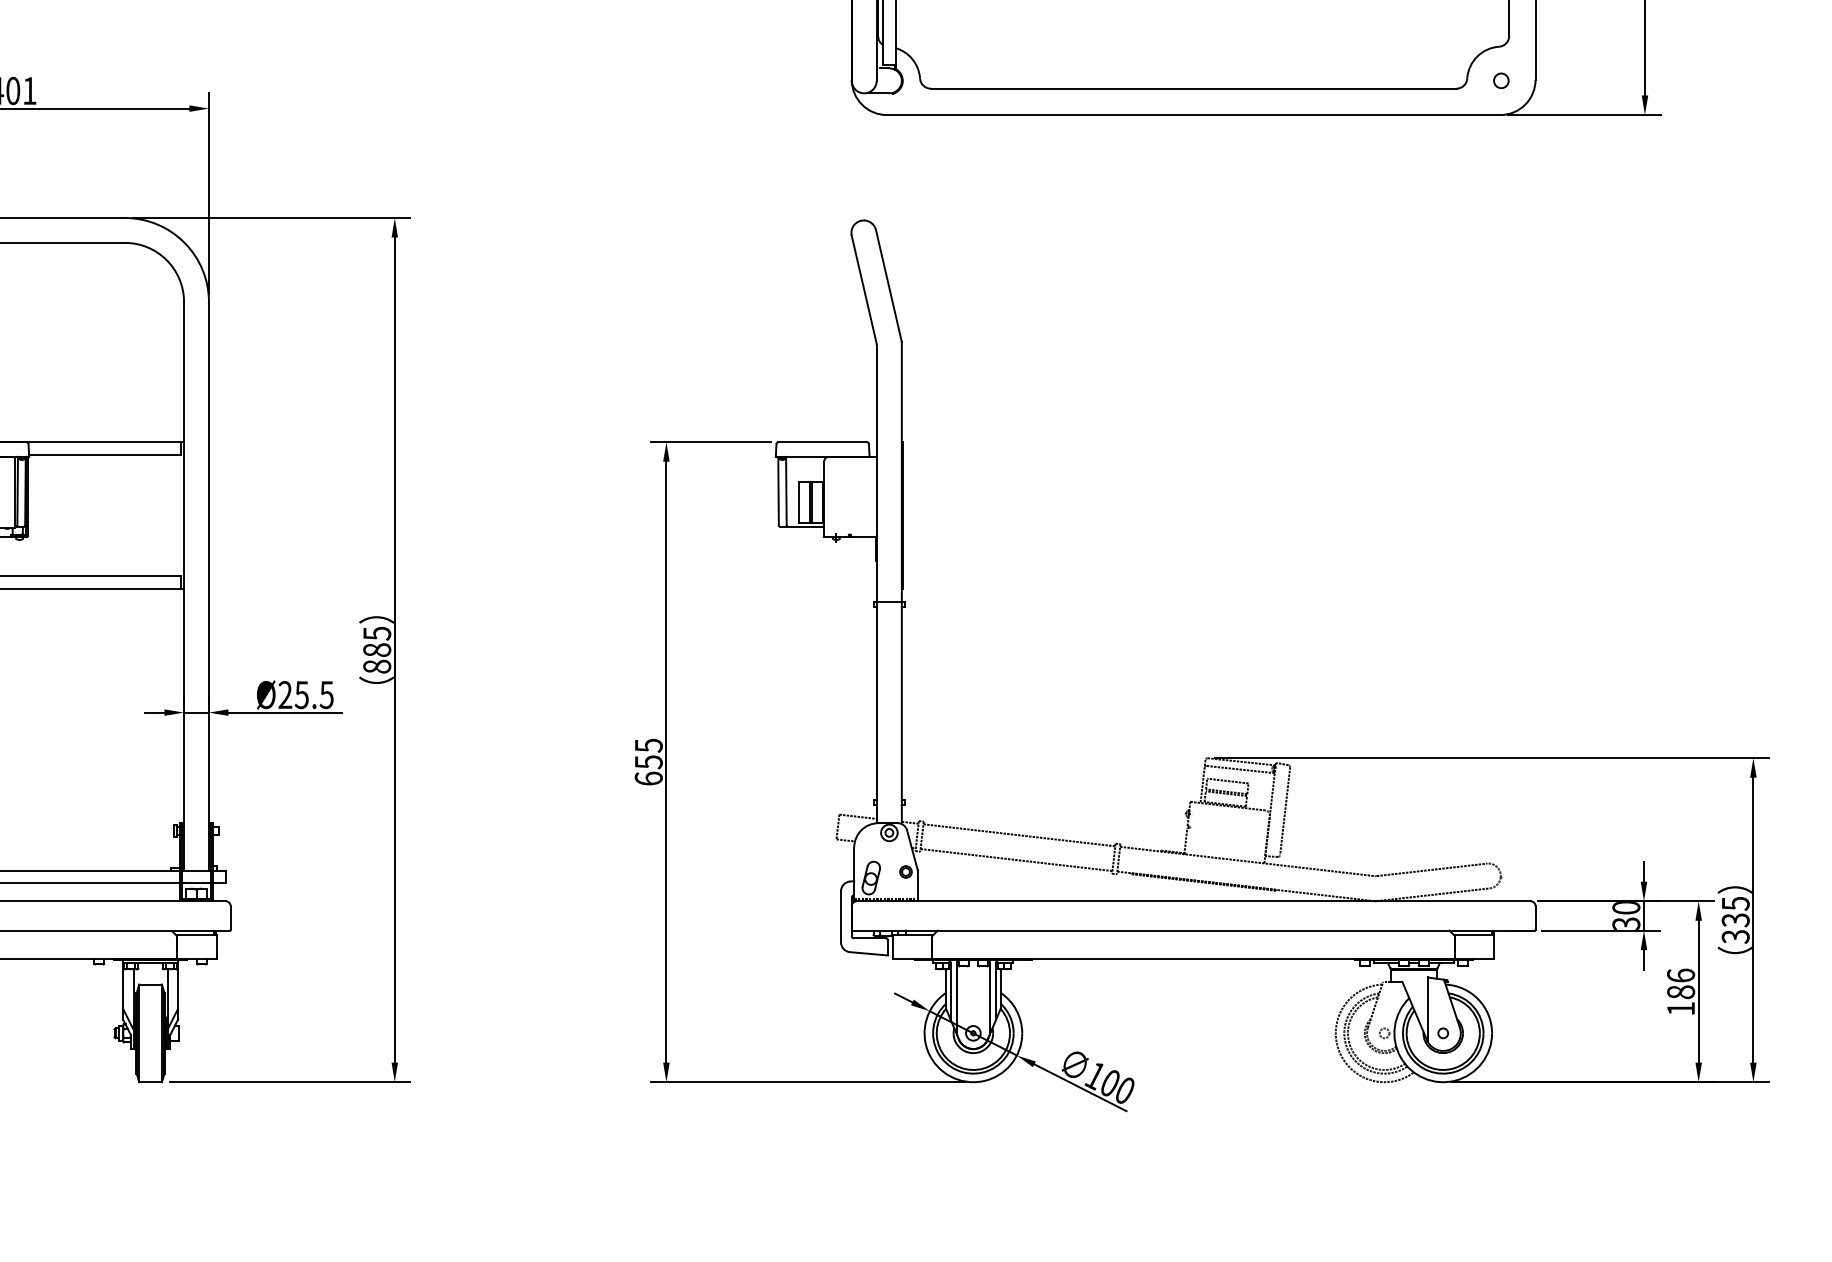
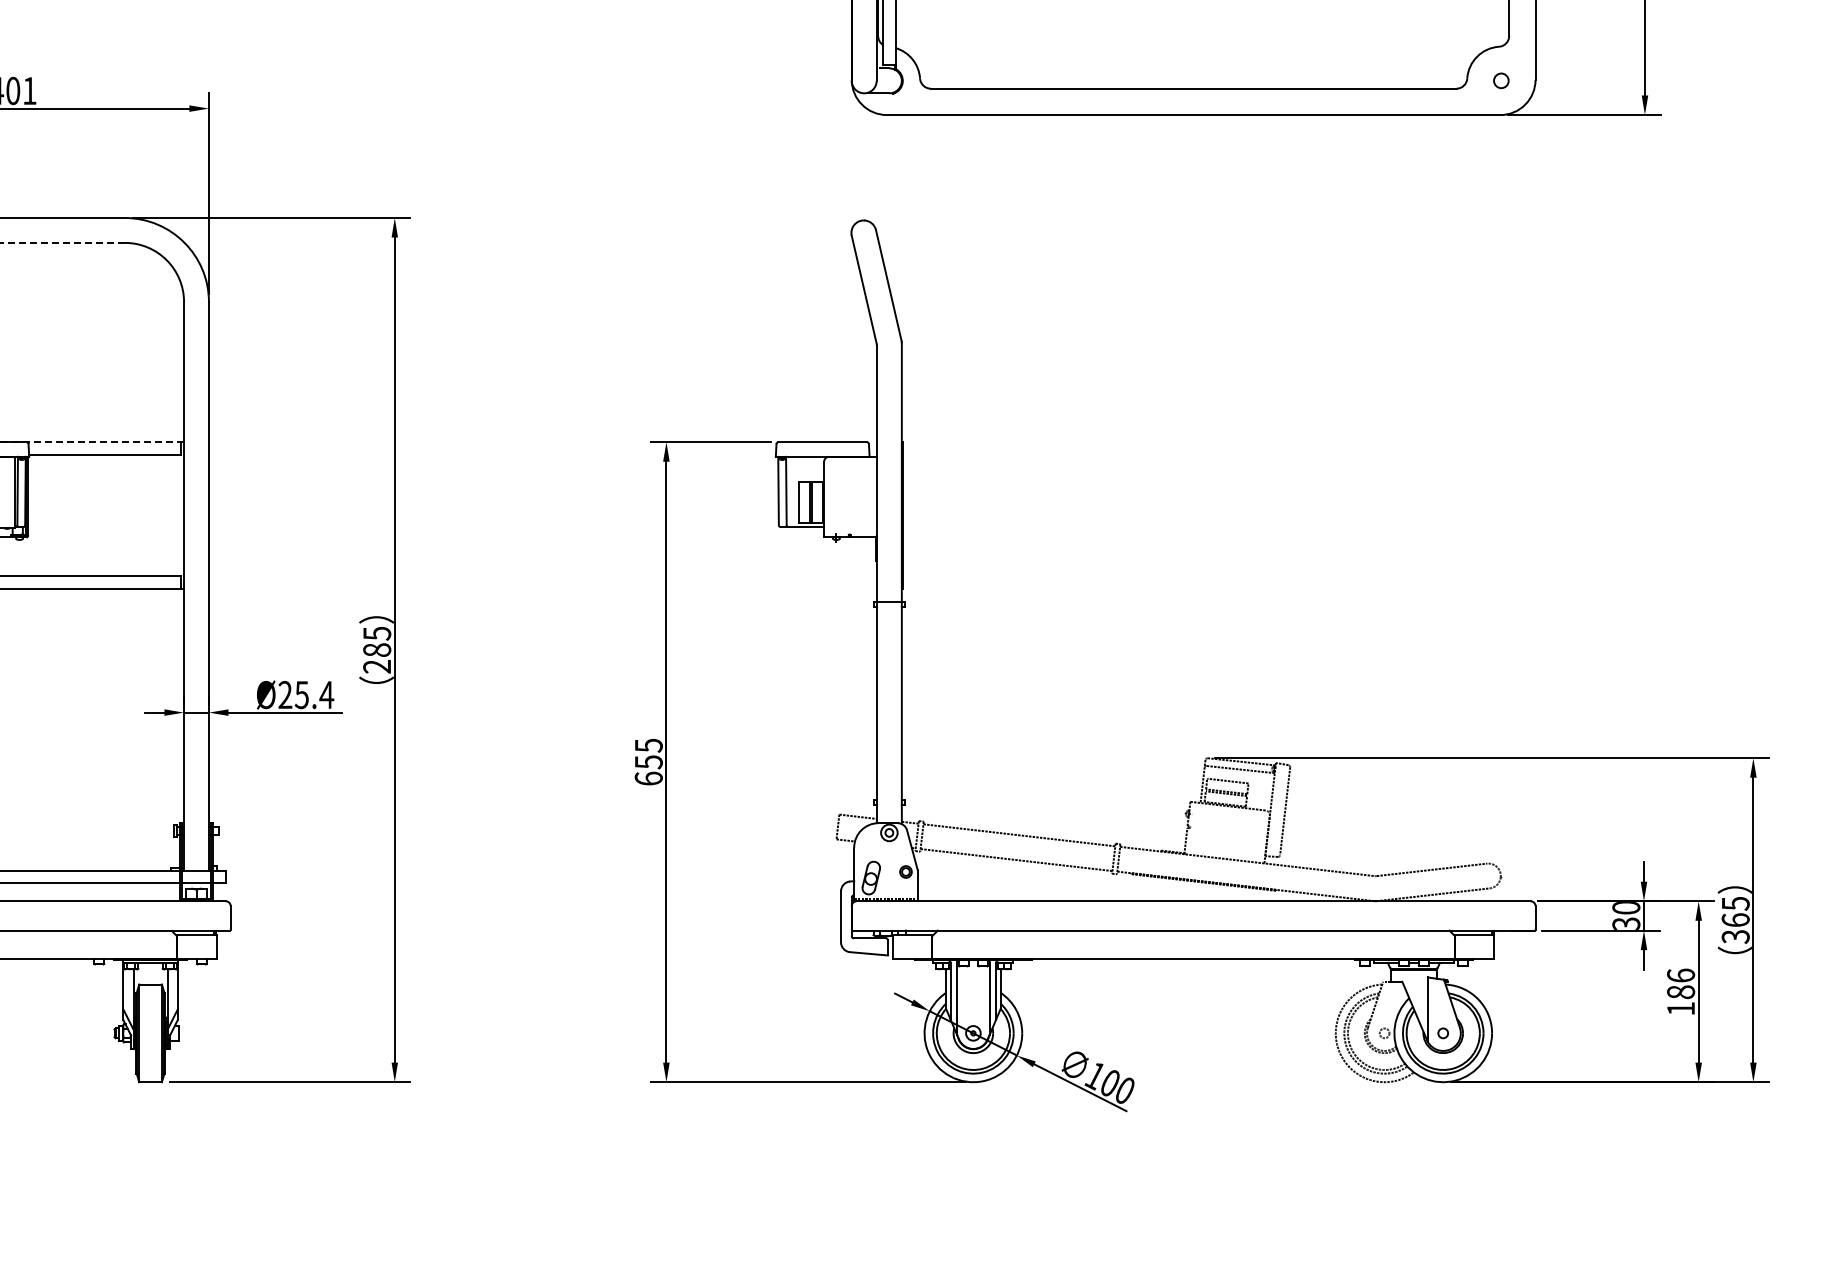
line: solid -> dashed (62, 242)
line: solid -> dashed (92, 442)
text: 885 -> 285 (377, 666)
text: Ø25.5 -> Ø25.4 (326, 695)
text: 335 -> 365 (1735, 920)
